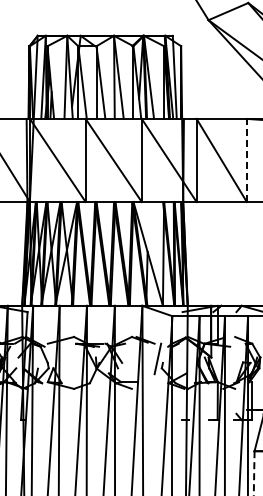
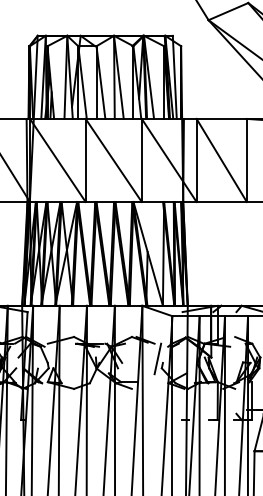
line: dashed -> solid (246, 160)
line: dashed -> solid (254, 474)
